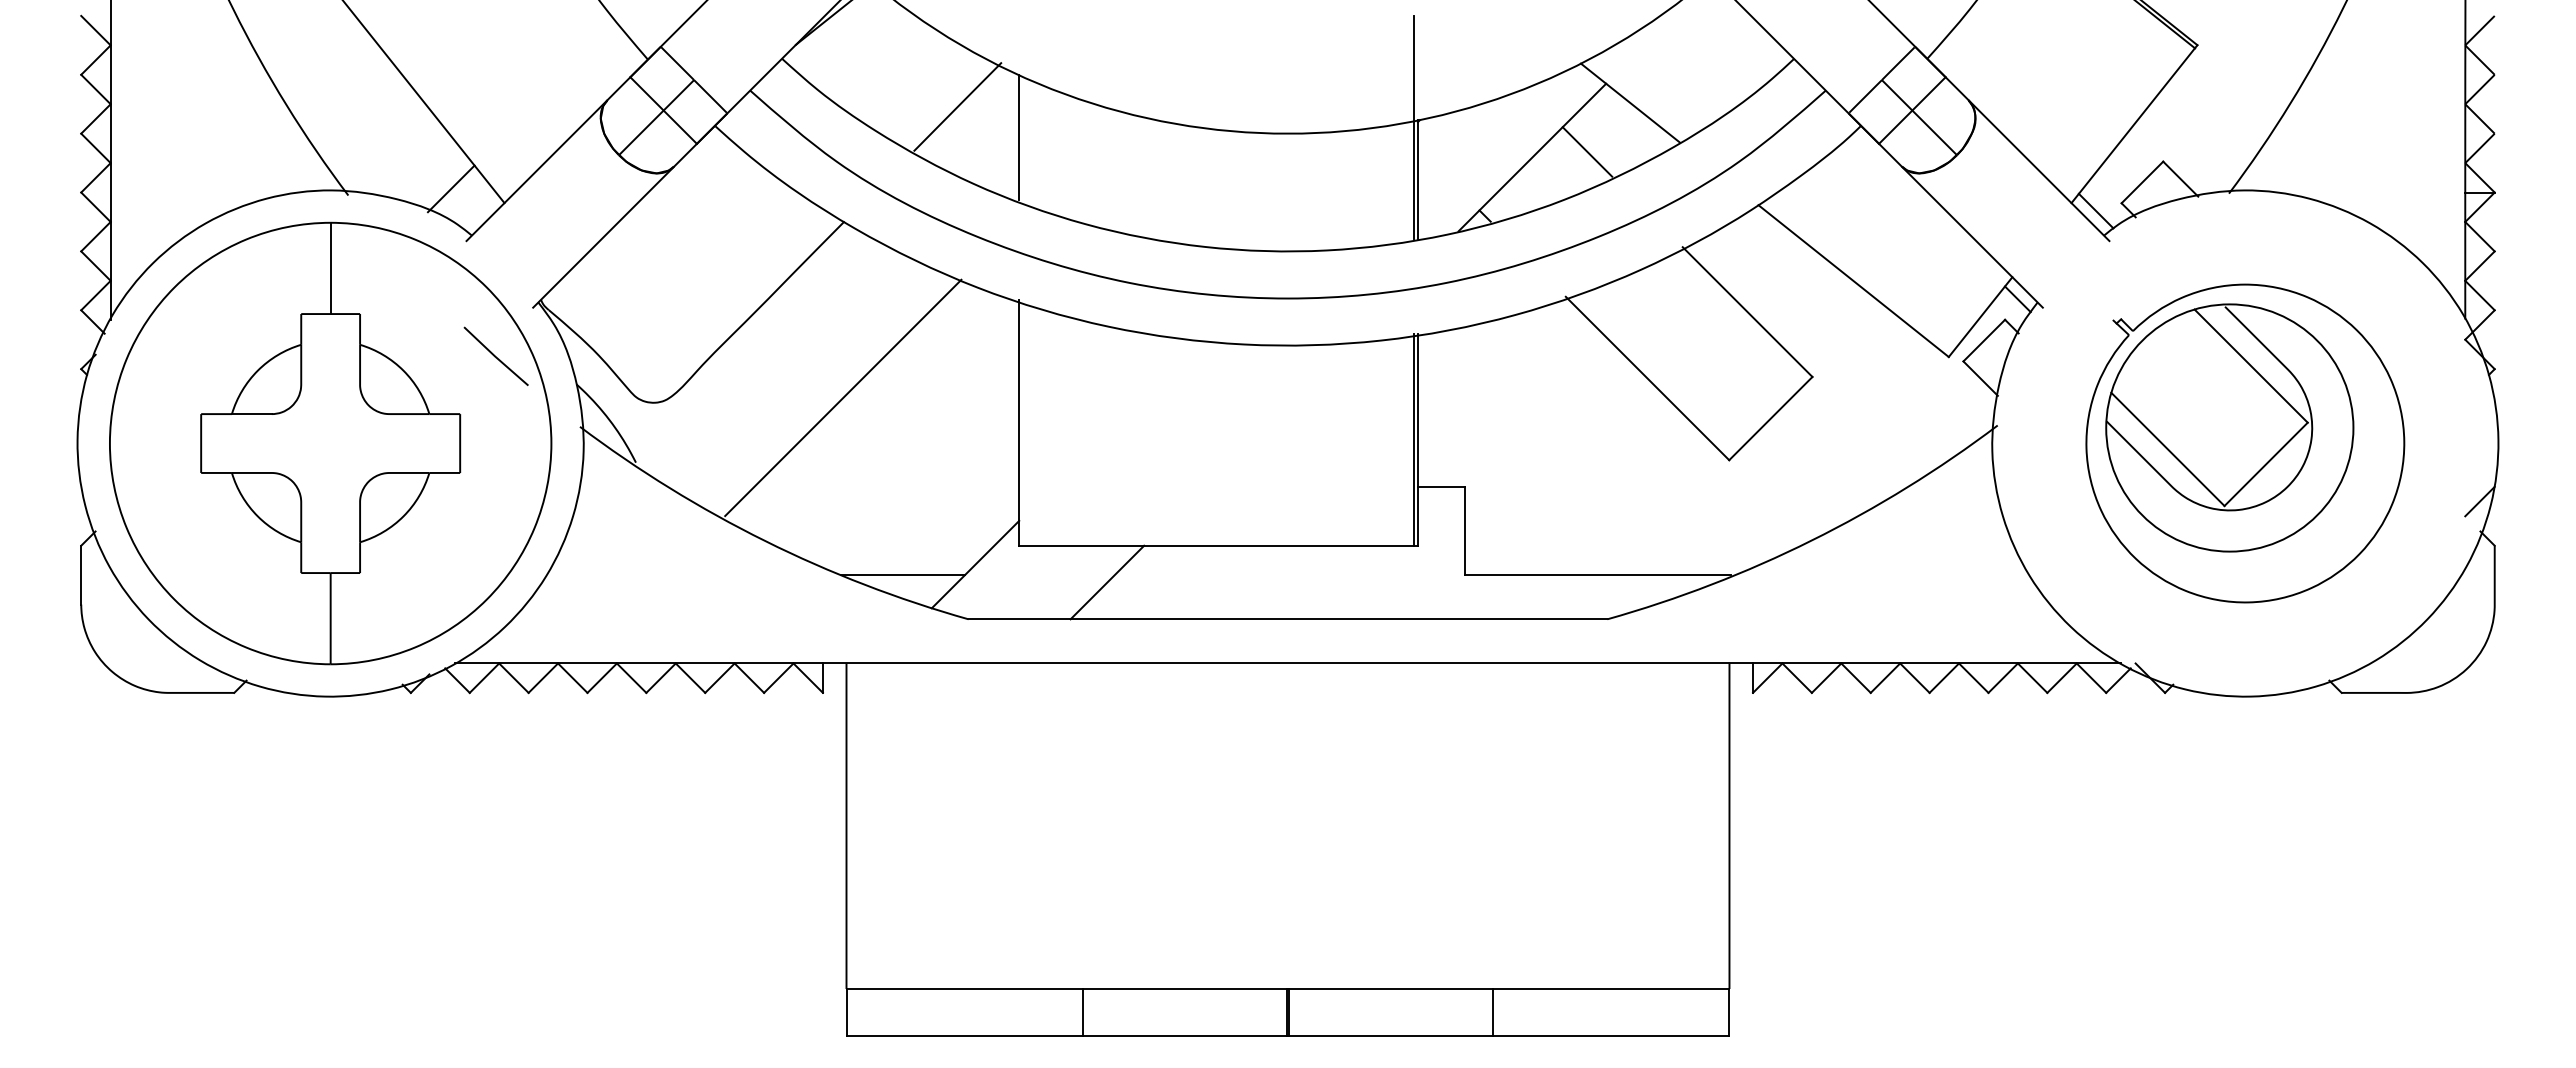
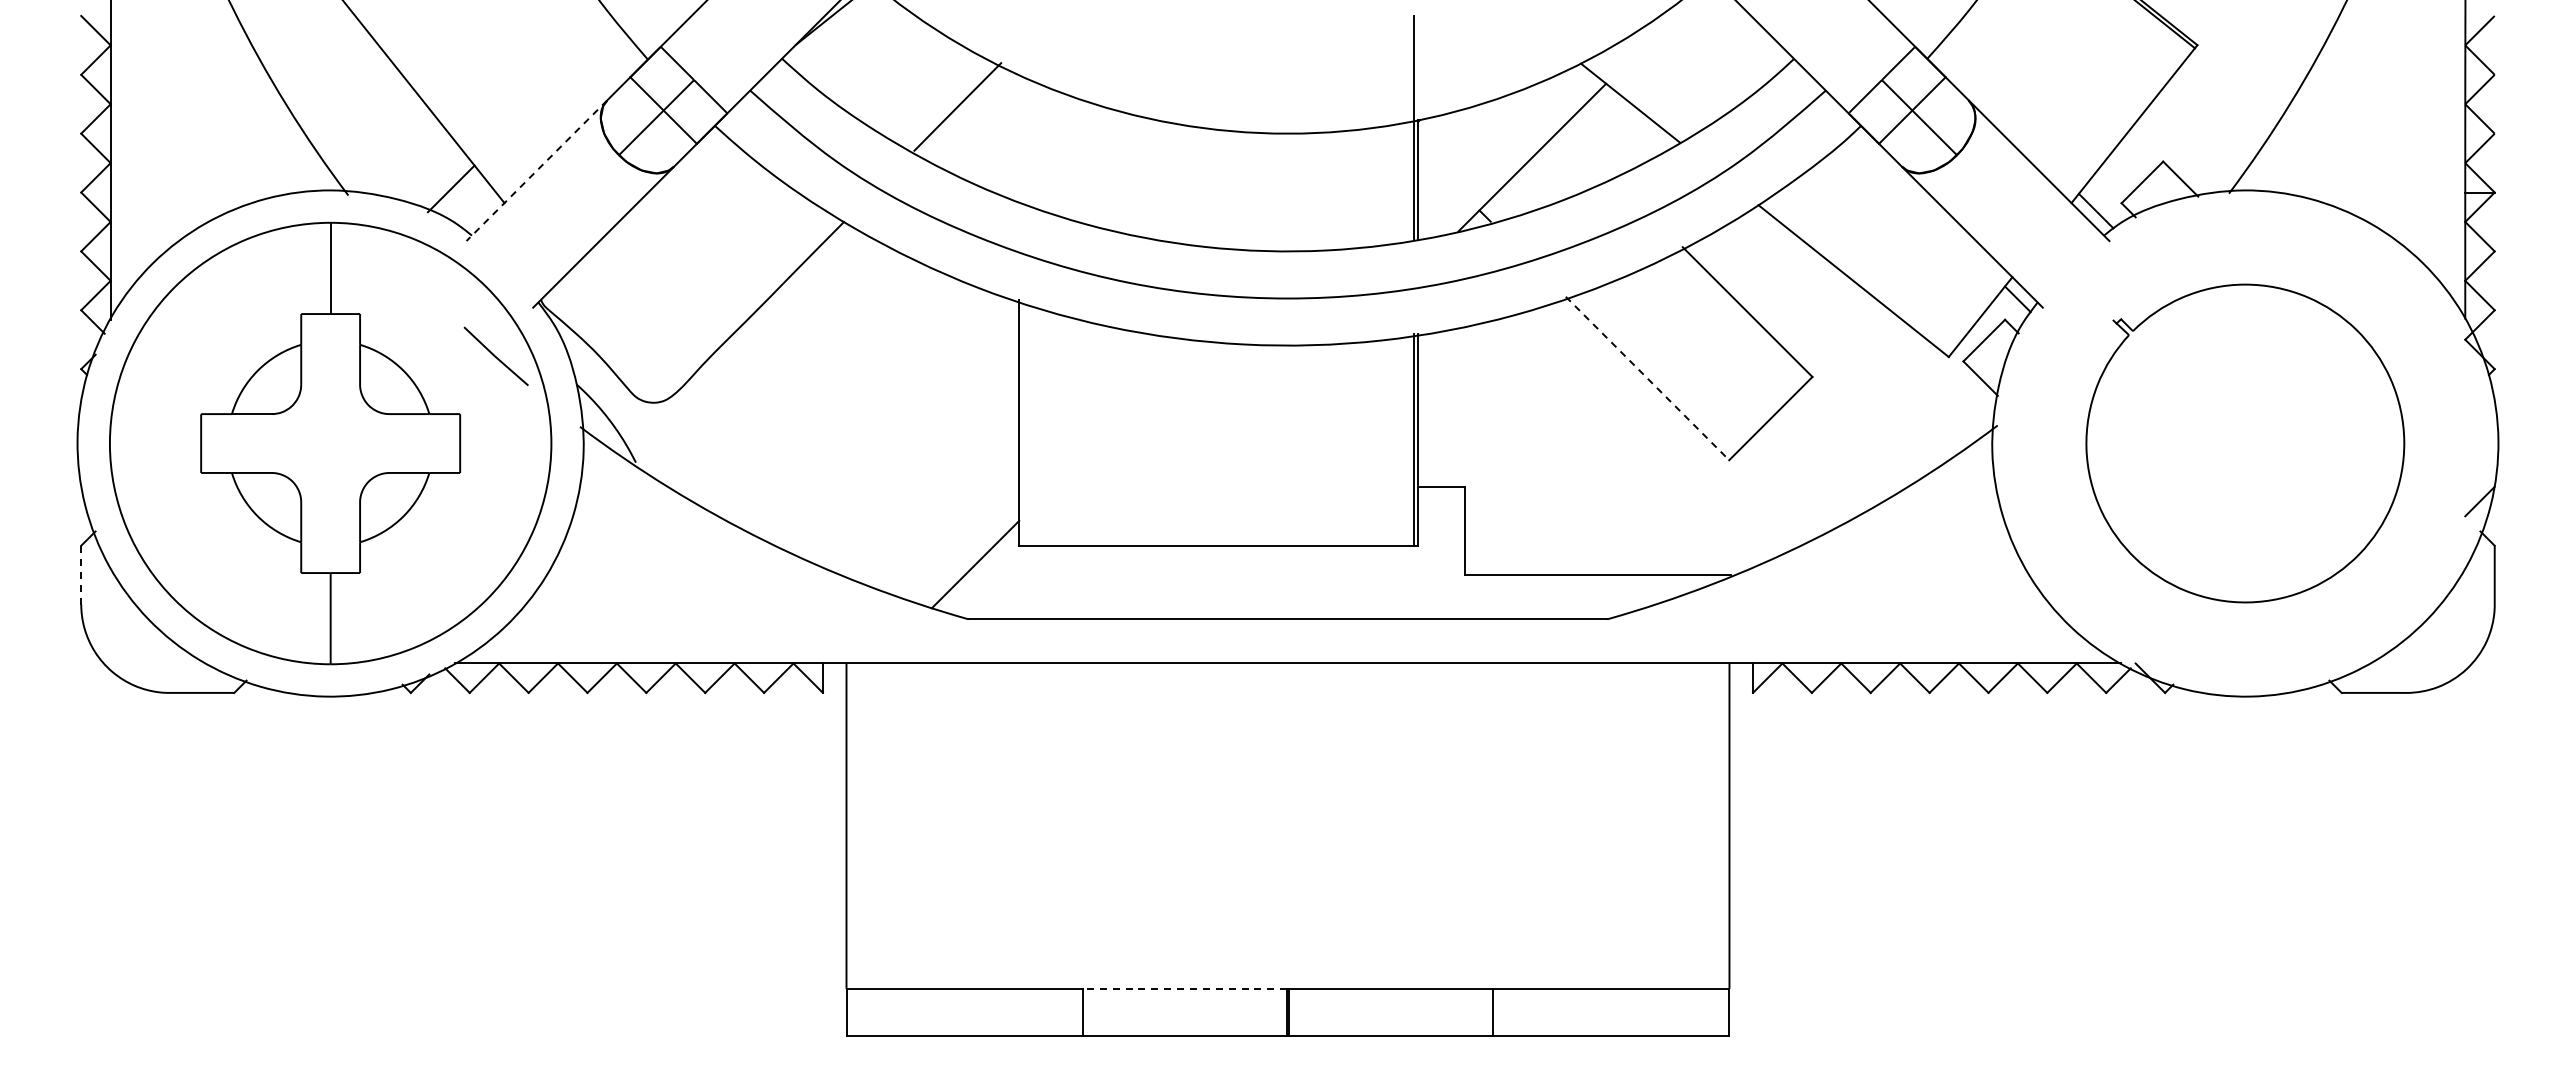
line: present -> none (1019, 137)
line: present -> none (1587, 151)
line: solid -> dashed (536, 171)
line: solid -> dashed (1647, 378)
line: present -> none (843, 397)
part: present -> none (2229, 427)
line: solid -> dashed (81, 574)
line: present -> none (902, 575)
line: present -> none (1107, 582)
line: solid -> dashed (1185, 988)
